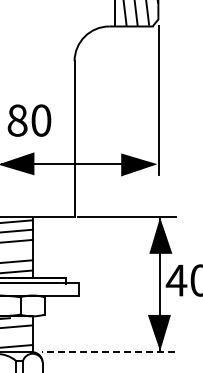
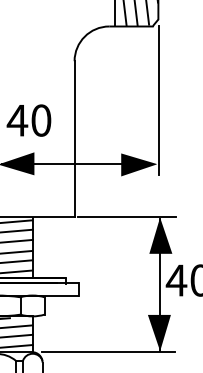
text: 80 -> 40 (17, 120)
line: none -> present (17, 251)
line: none -> present (17, 335)
line: dashed -> solid (108, 351)
